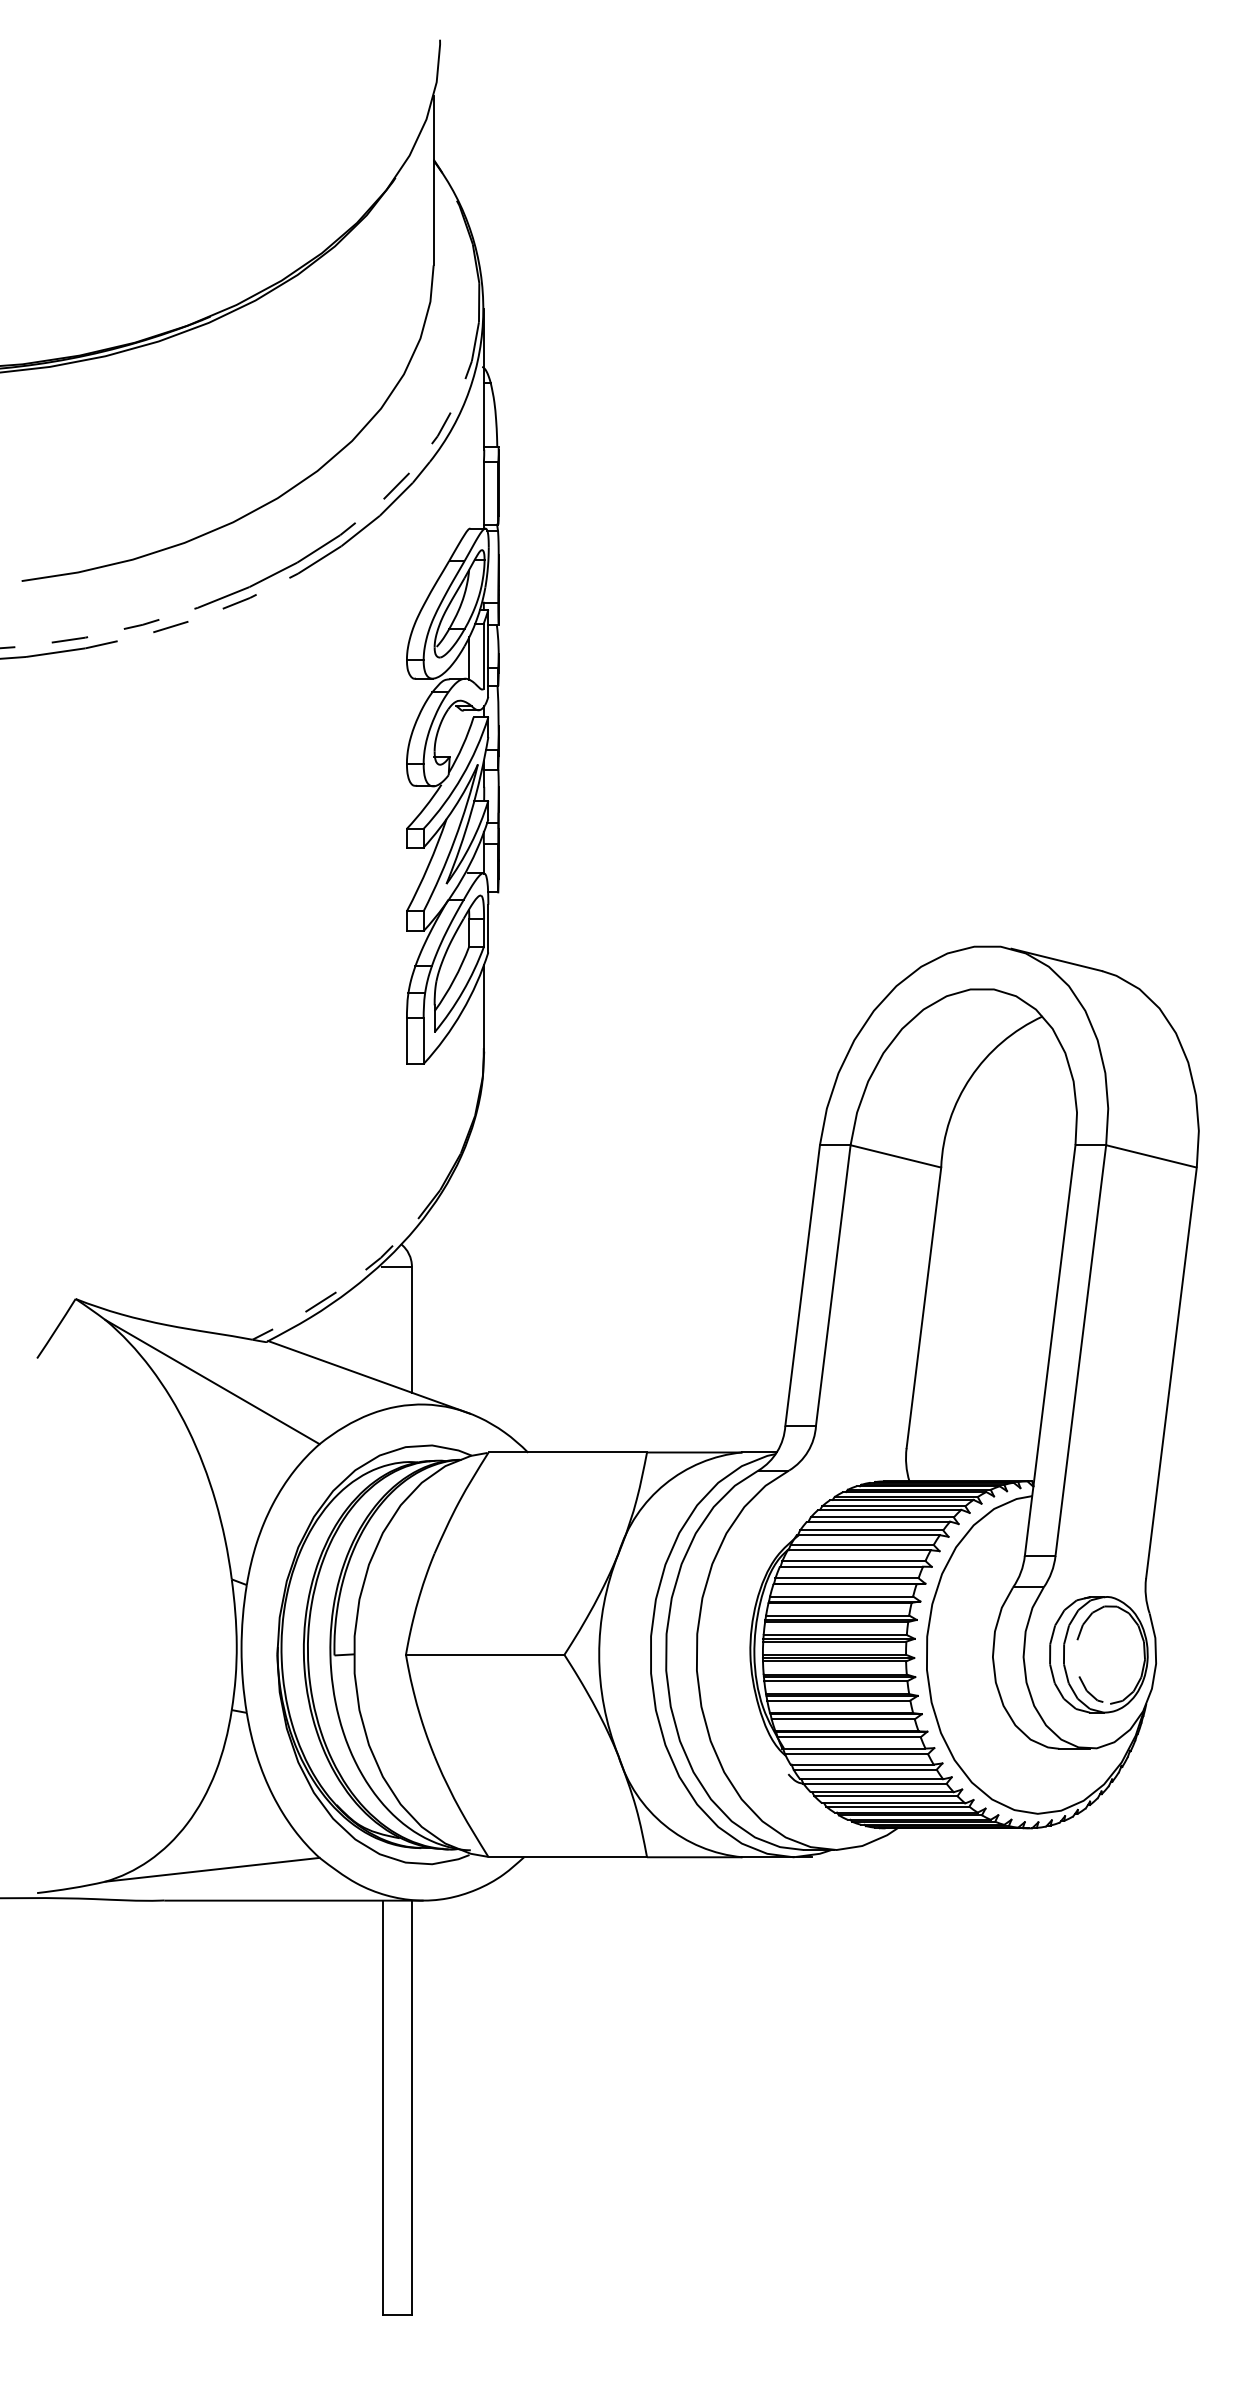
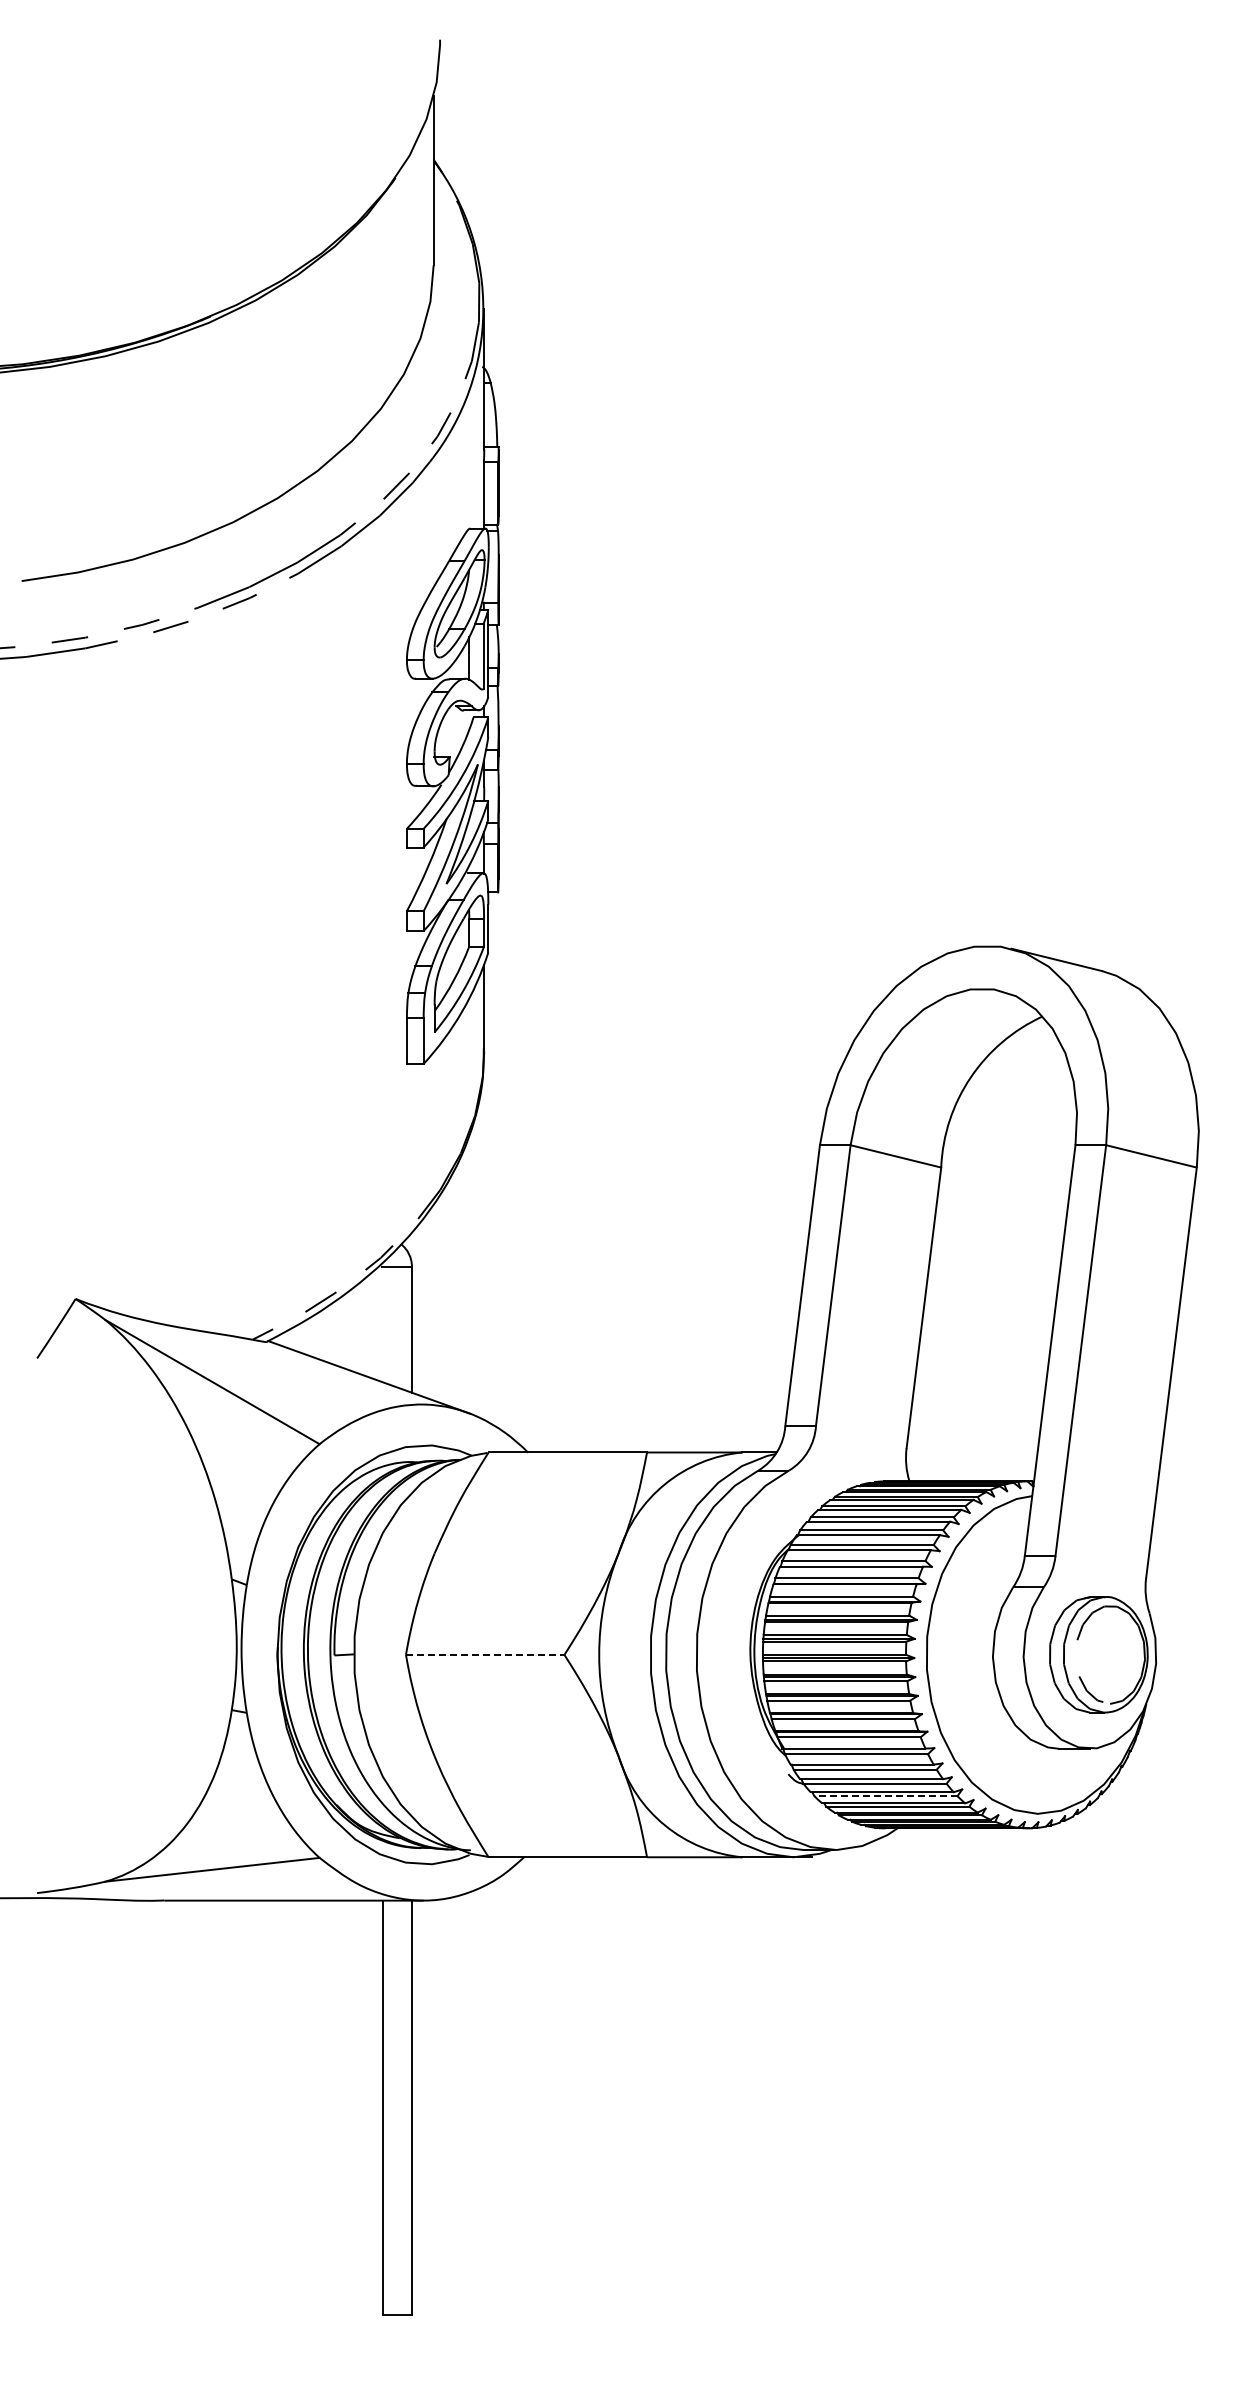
line: solid -> dashed (485, 1654)
line: solid -> dashed (885, 1796)
